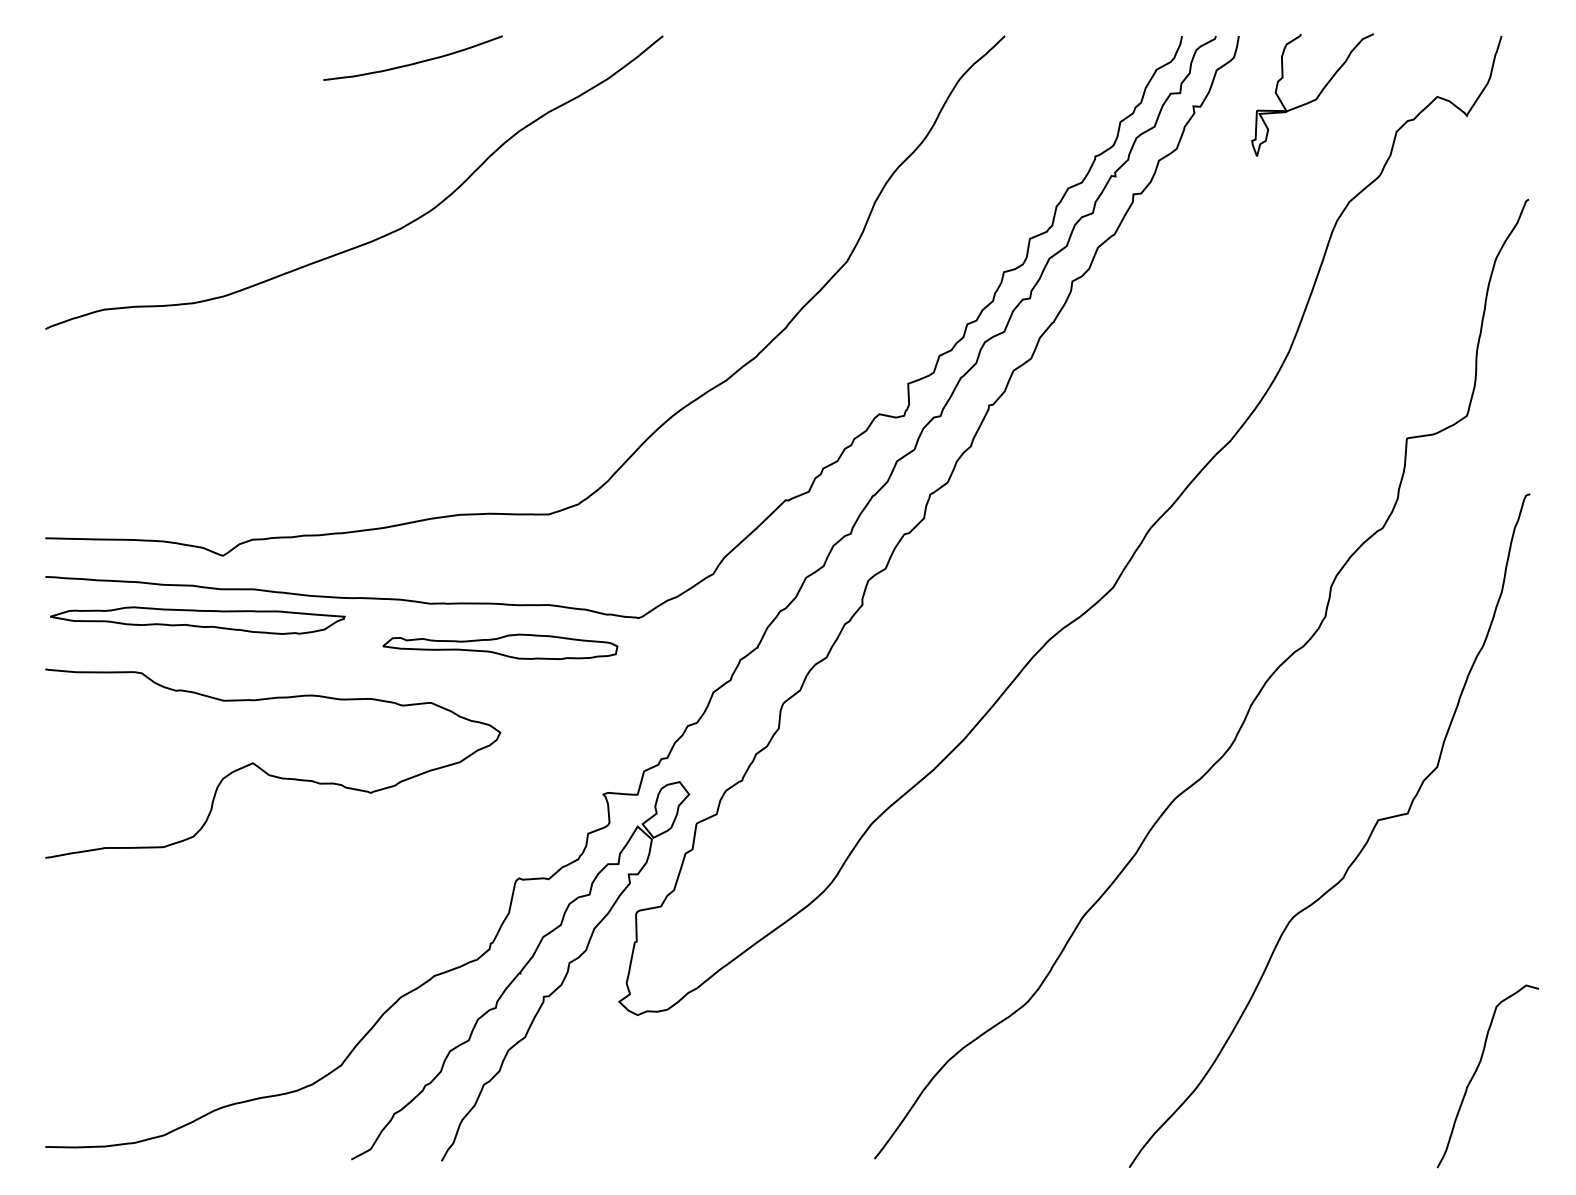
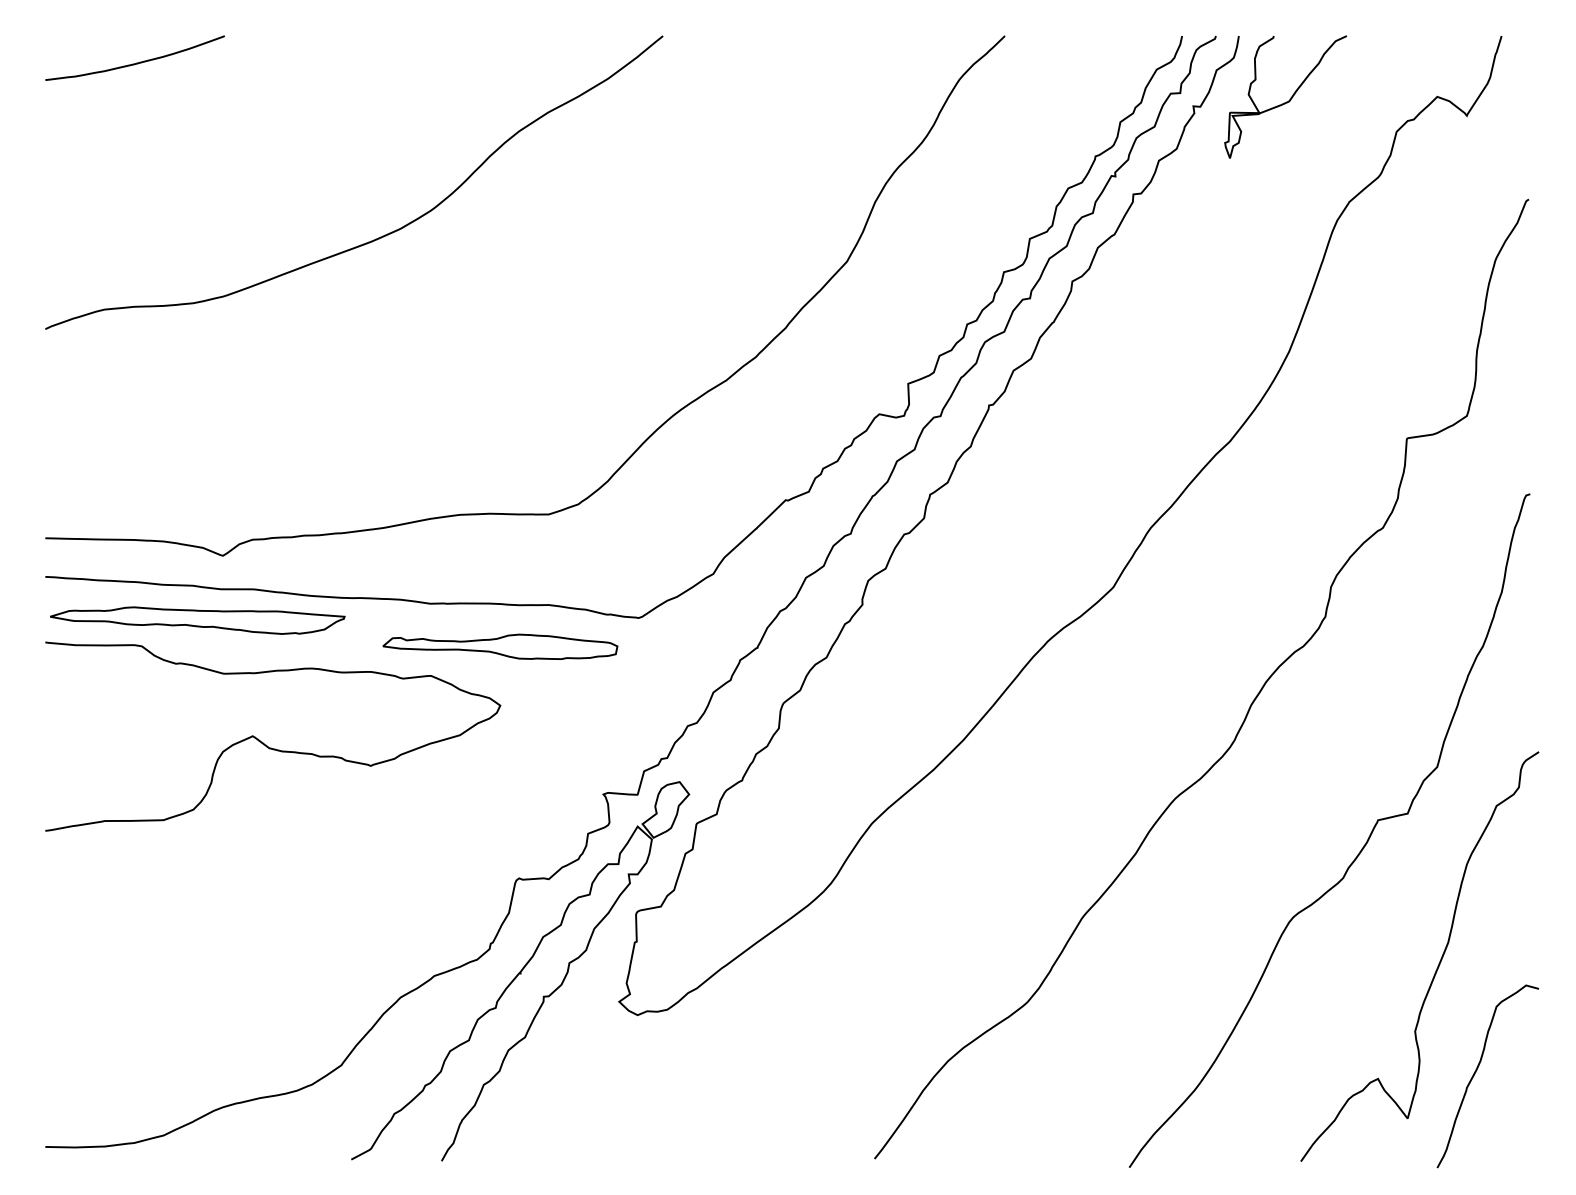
curve position: (414, 62) -> (136, 62) (136, 62)
curve position: (1316, 97) -> (1289, 99) (1289, 99)
curve position: (266, 771) -> (266, 744) (266, 744)
curve: none -> present (1438, 963)
